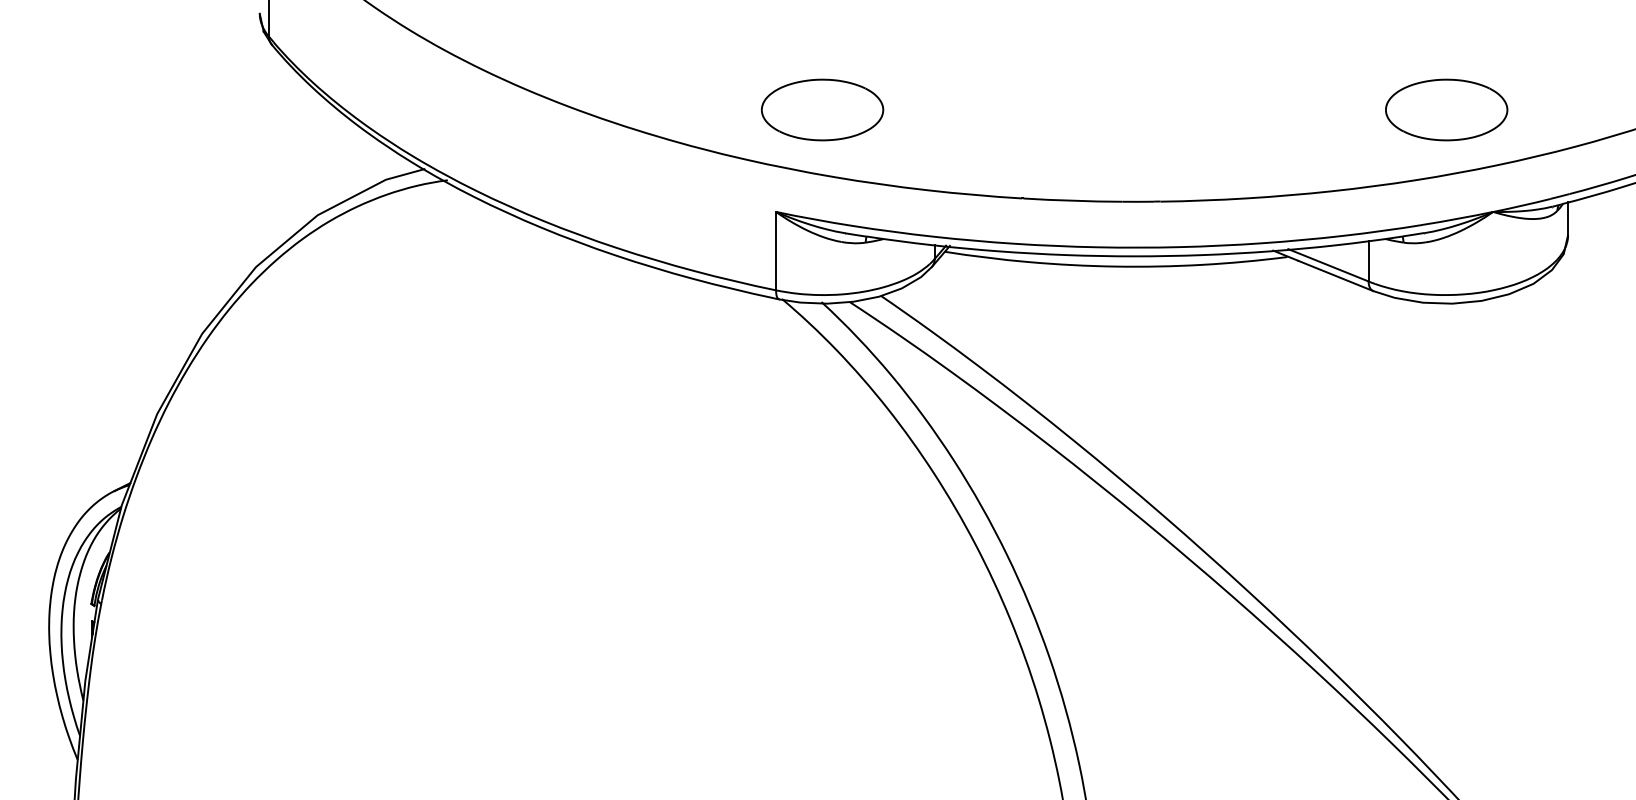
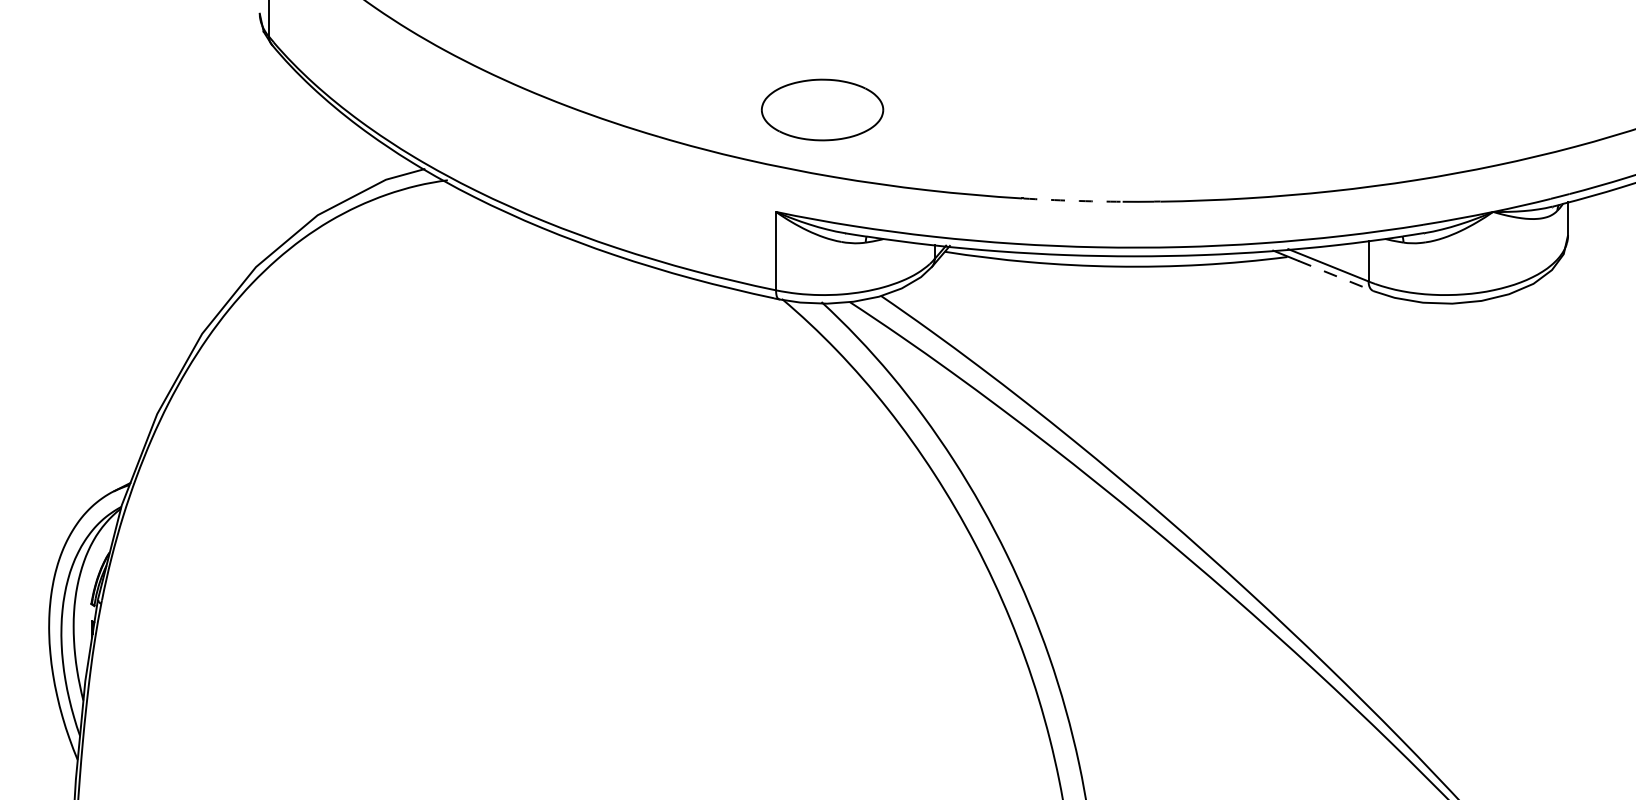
part: present -> none (1446, 109)
arc: solid -> dashed (1072, 200)
line: solid -> dashed (1336, 276)
